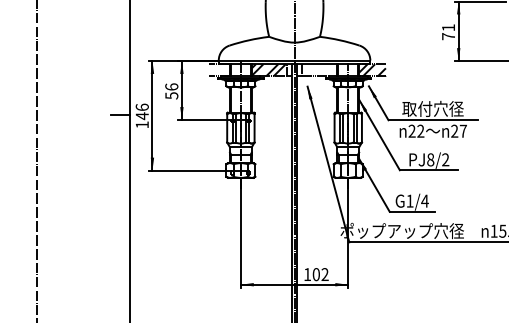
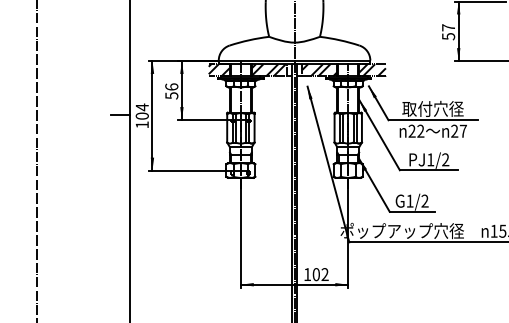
text: 71 -> 57 (448, 32)
hatch: none -> present (218, 70)
hatch: none -> present (319, 70)
text: 146 -> 104 (141, 111)
text: PJ8/2 -> PJ1/2 (430, 159)
text: G1/4 -> G1/2 (424, 200)
